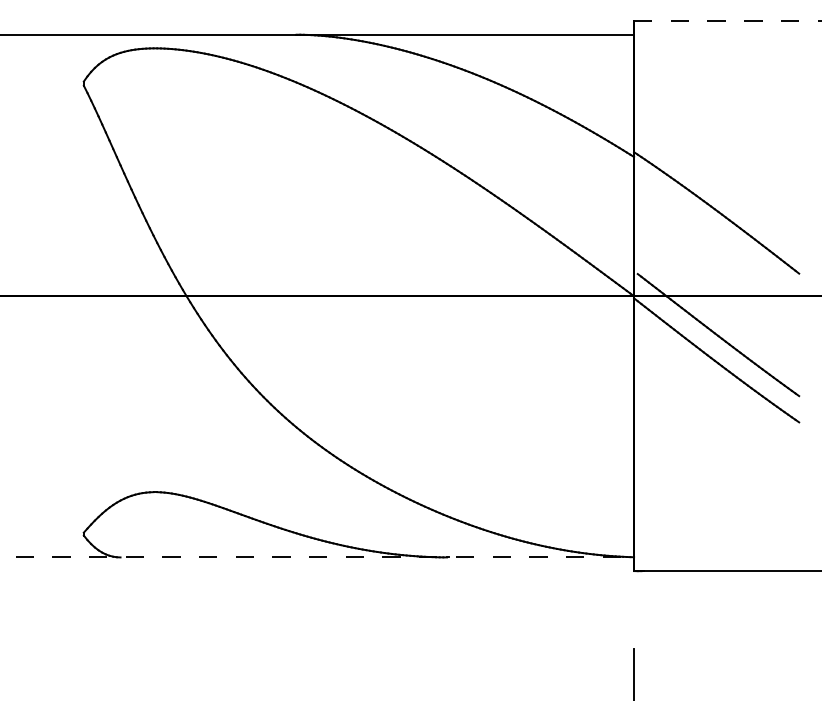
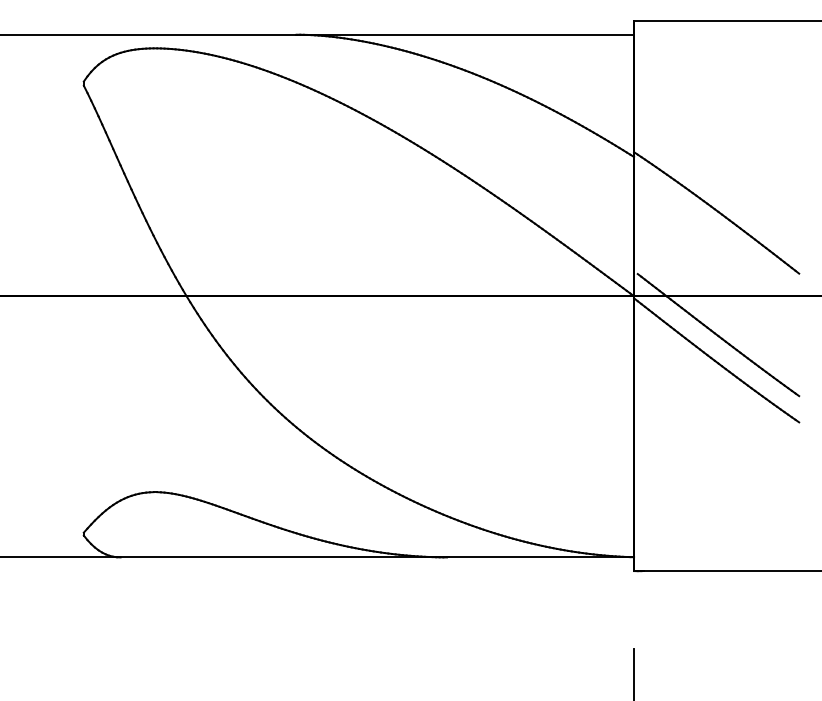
line: dashed -> solid (728, 20)
line: dashed -> solid (317, 557)
